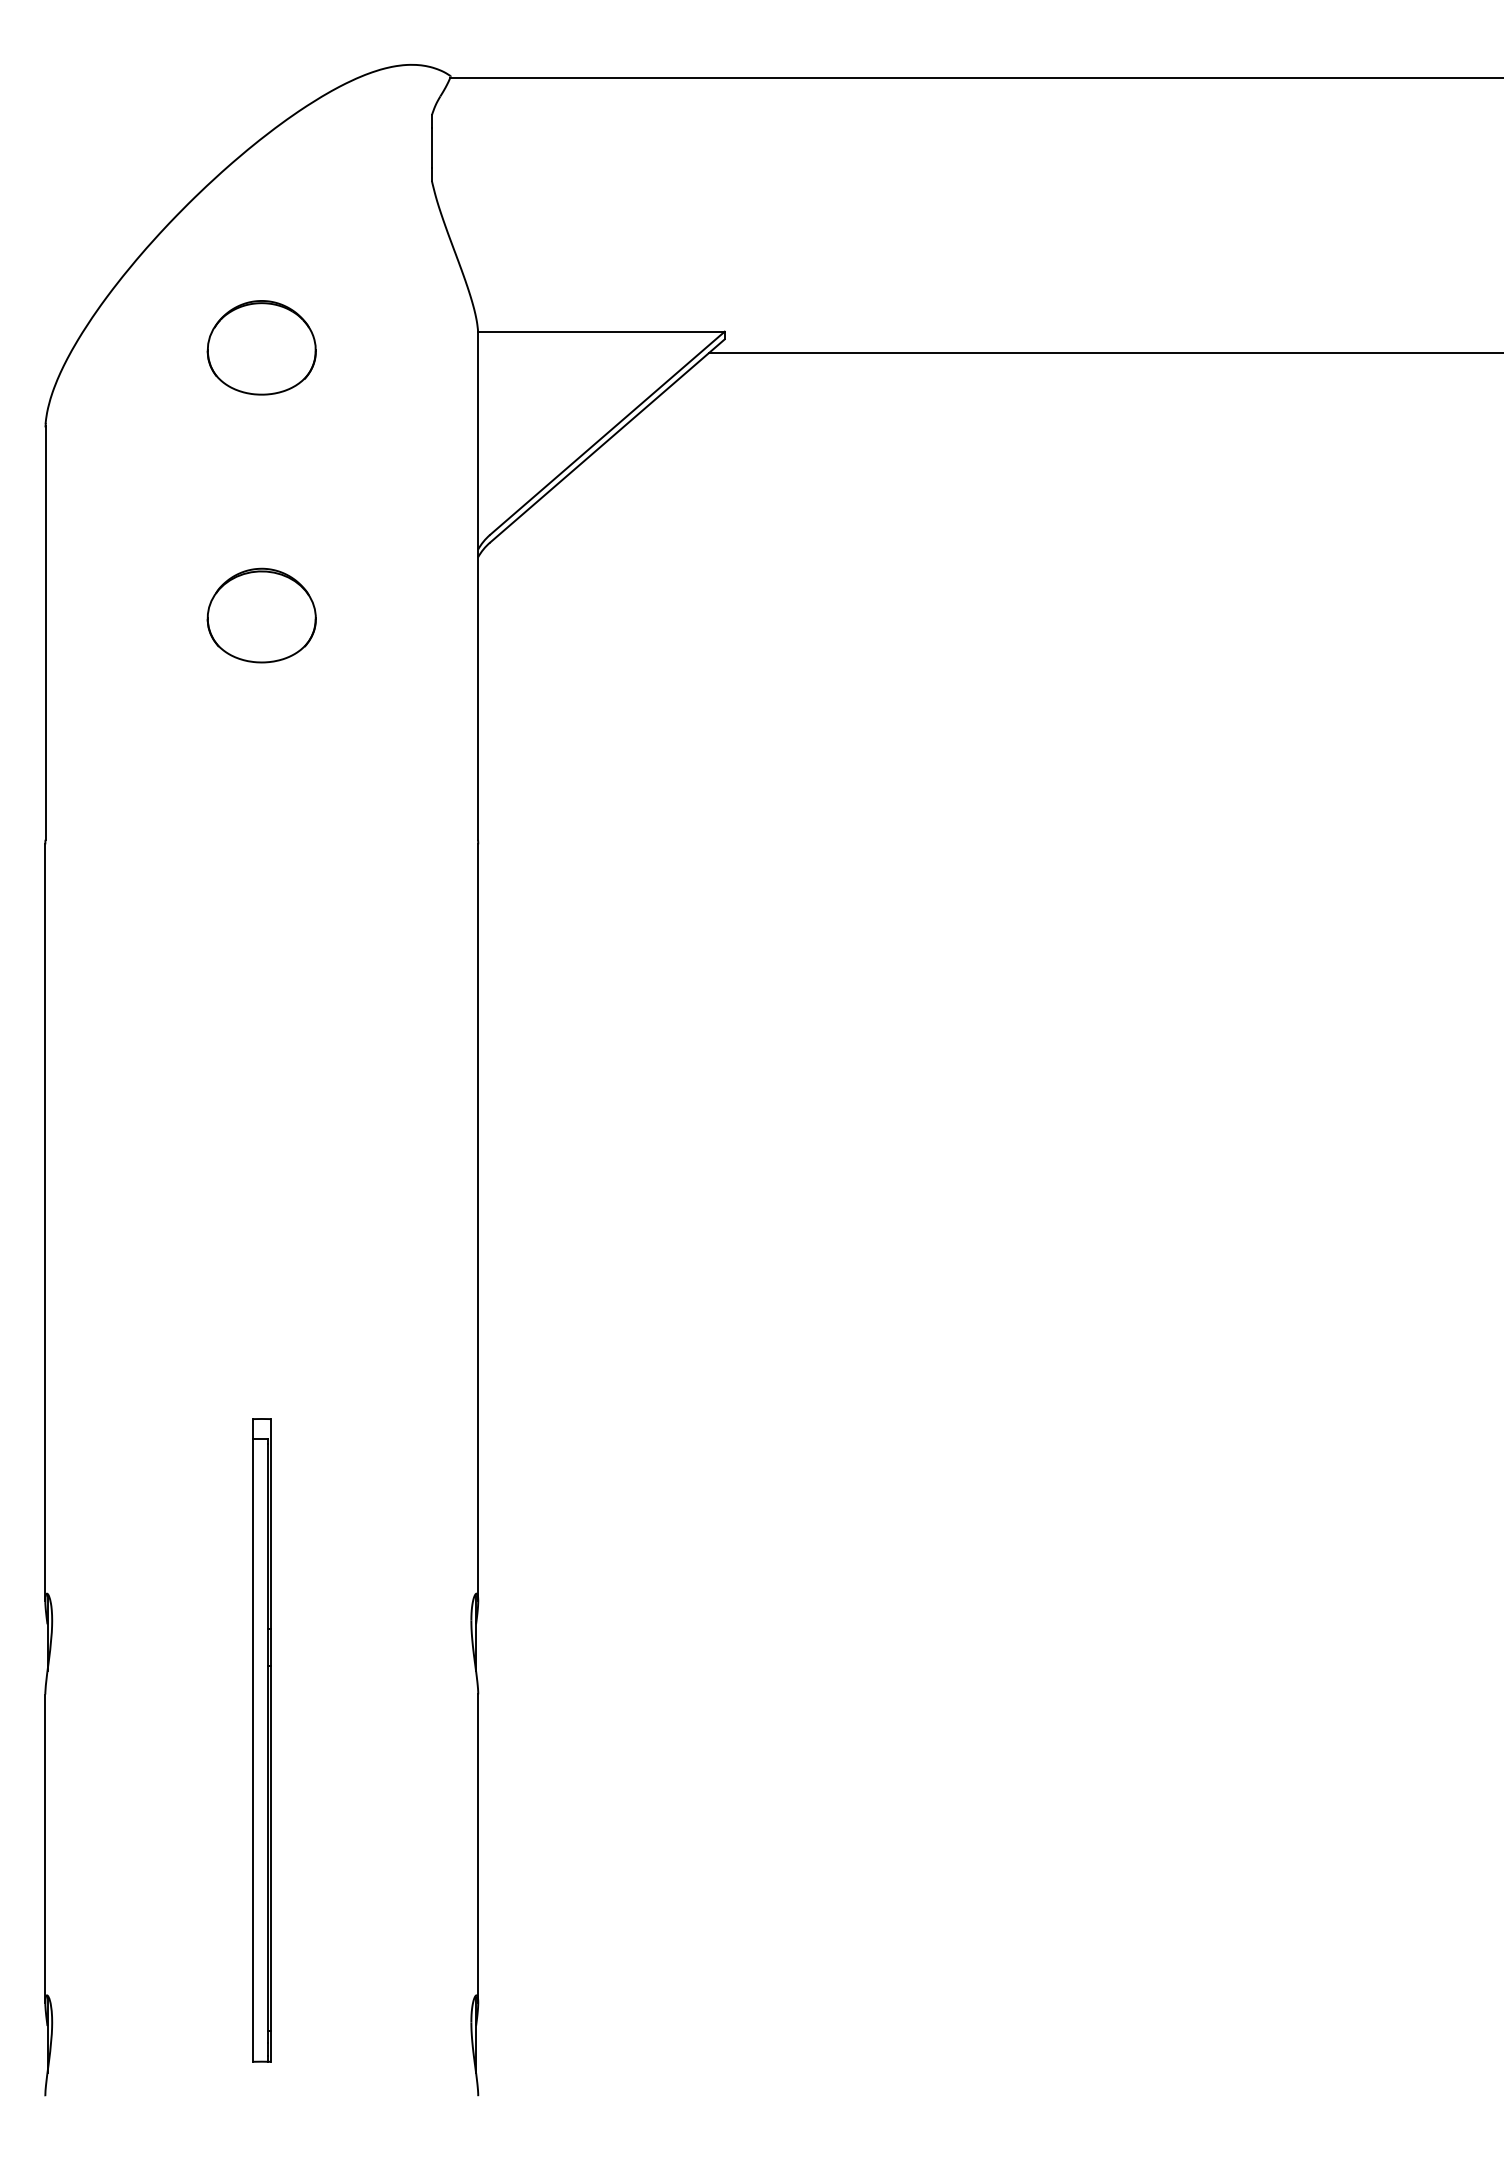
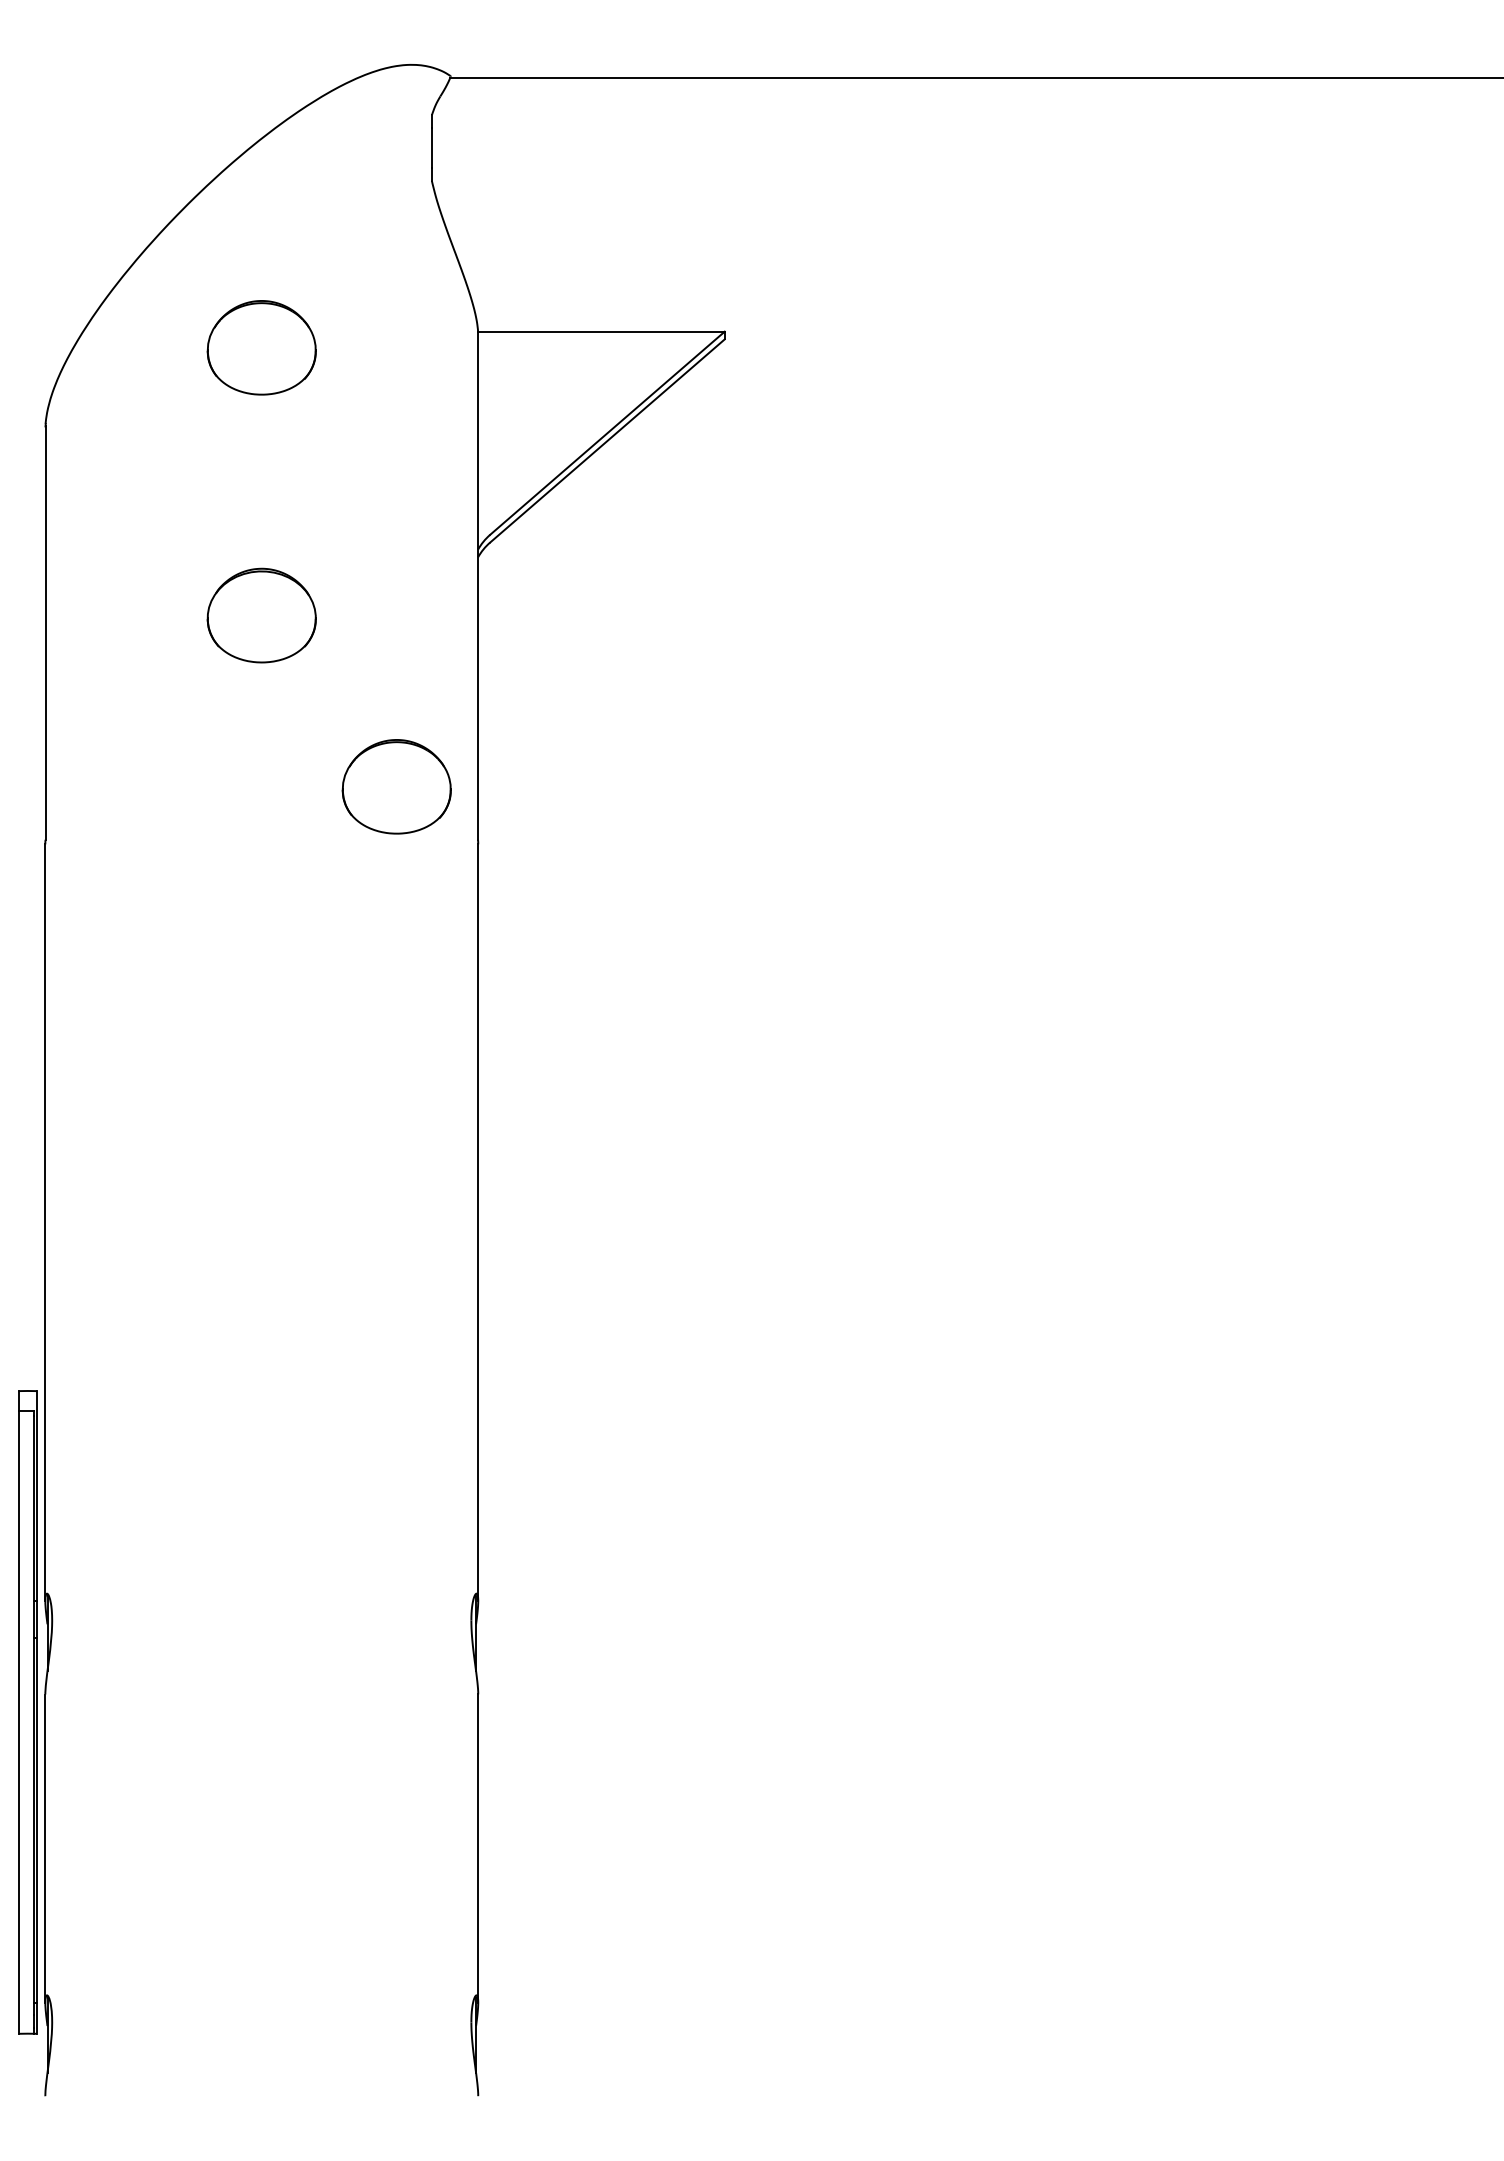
line: present -> none (1104, 353)
part: none -> present (396, 786)
part position: (261, 1740) -> (27, 1712) (27, 1712)
